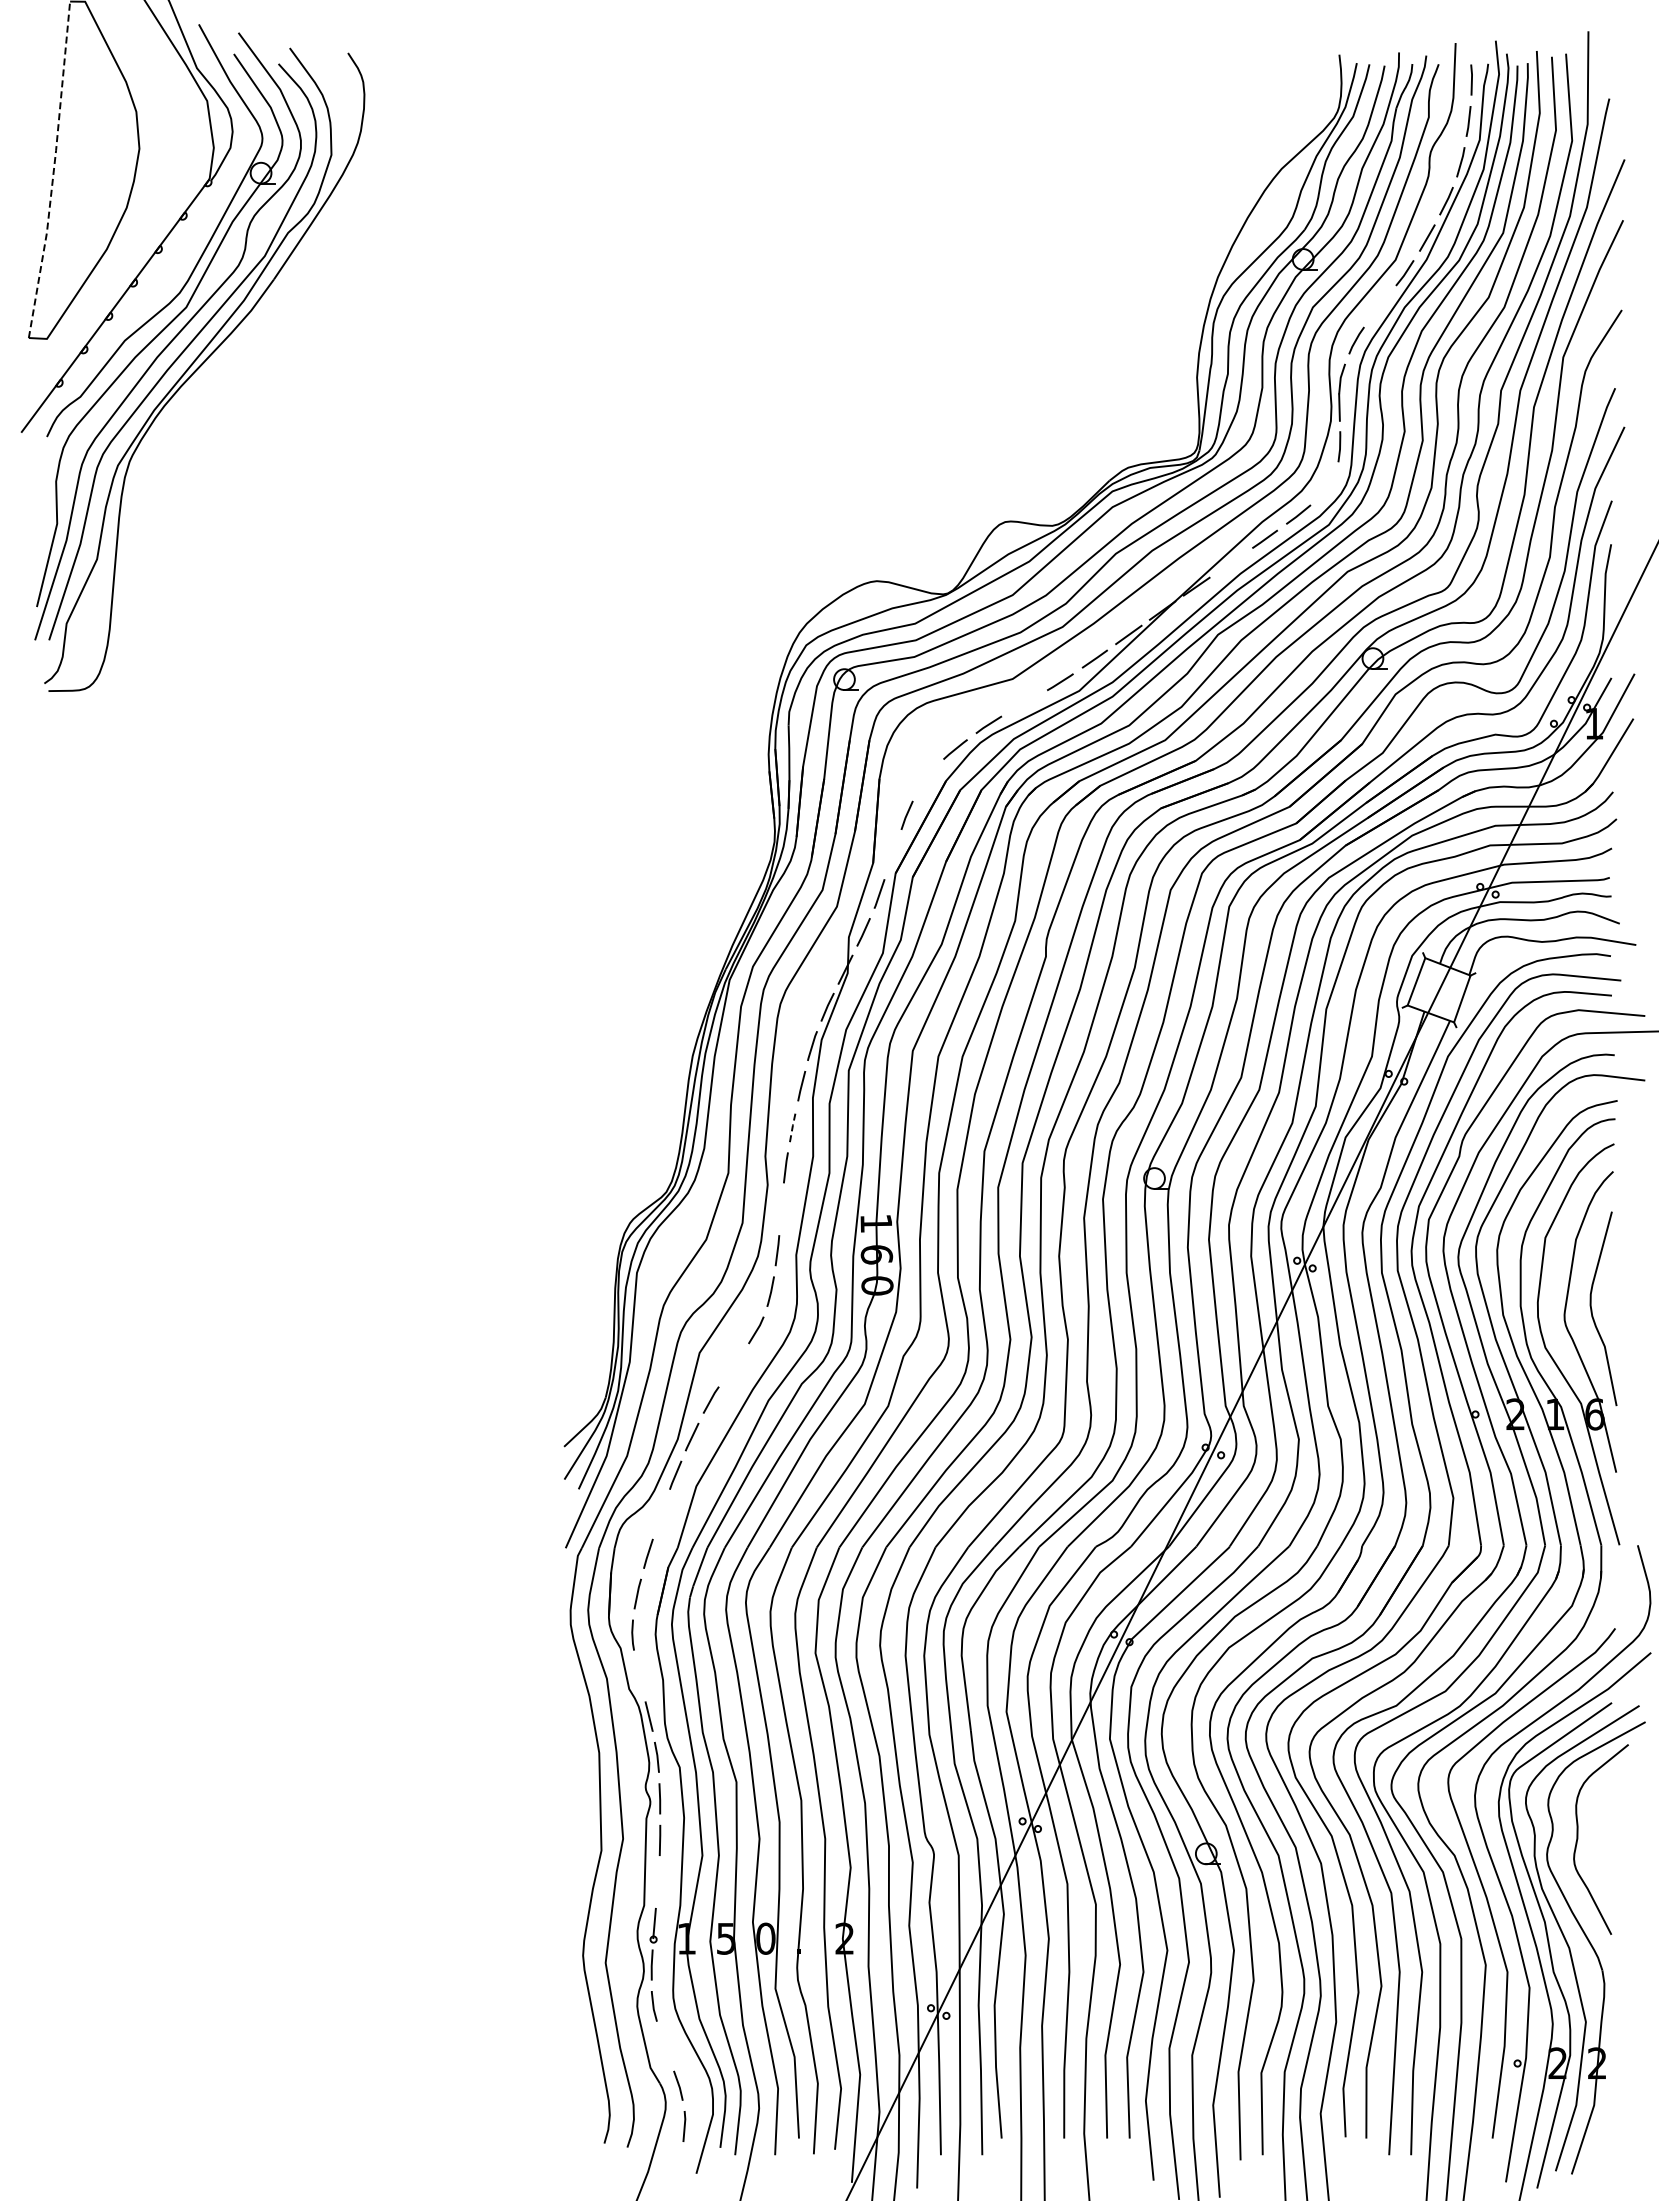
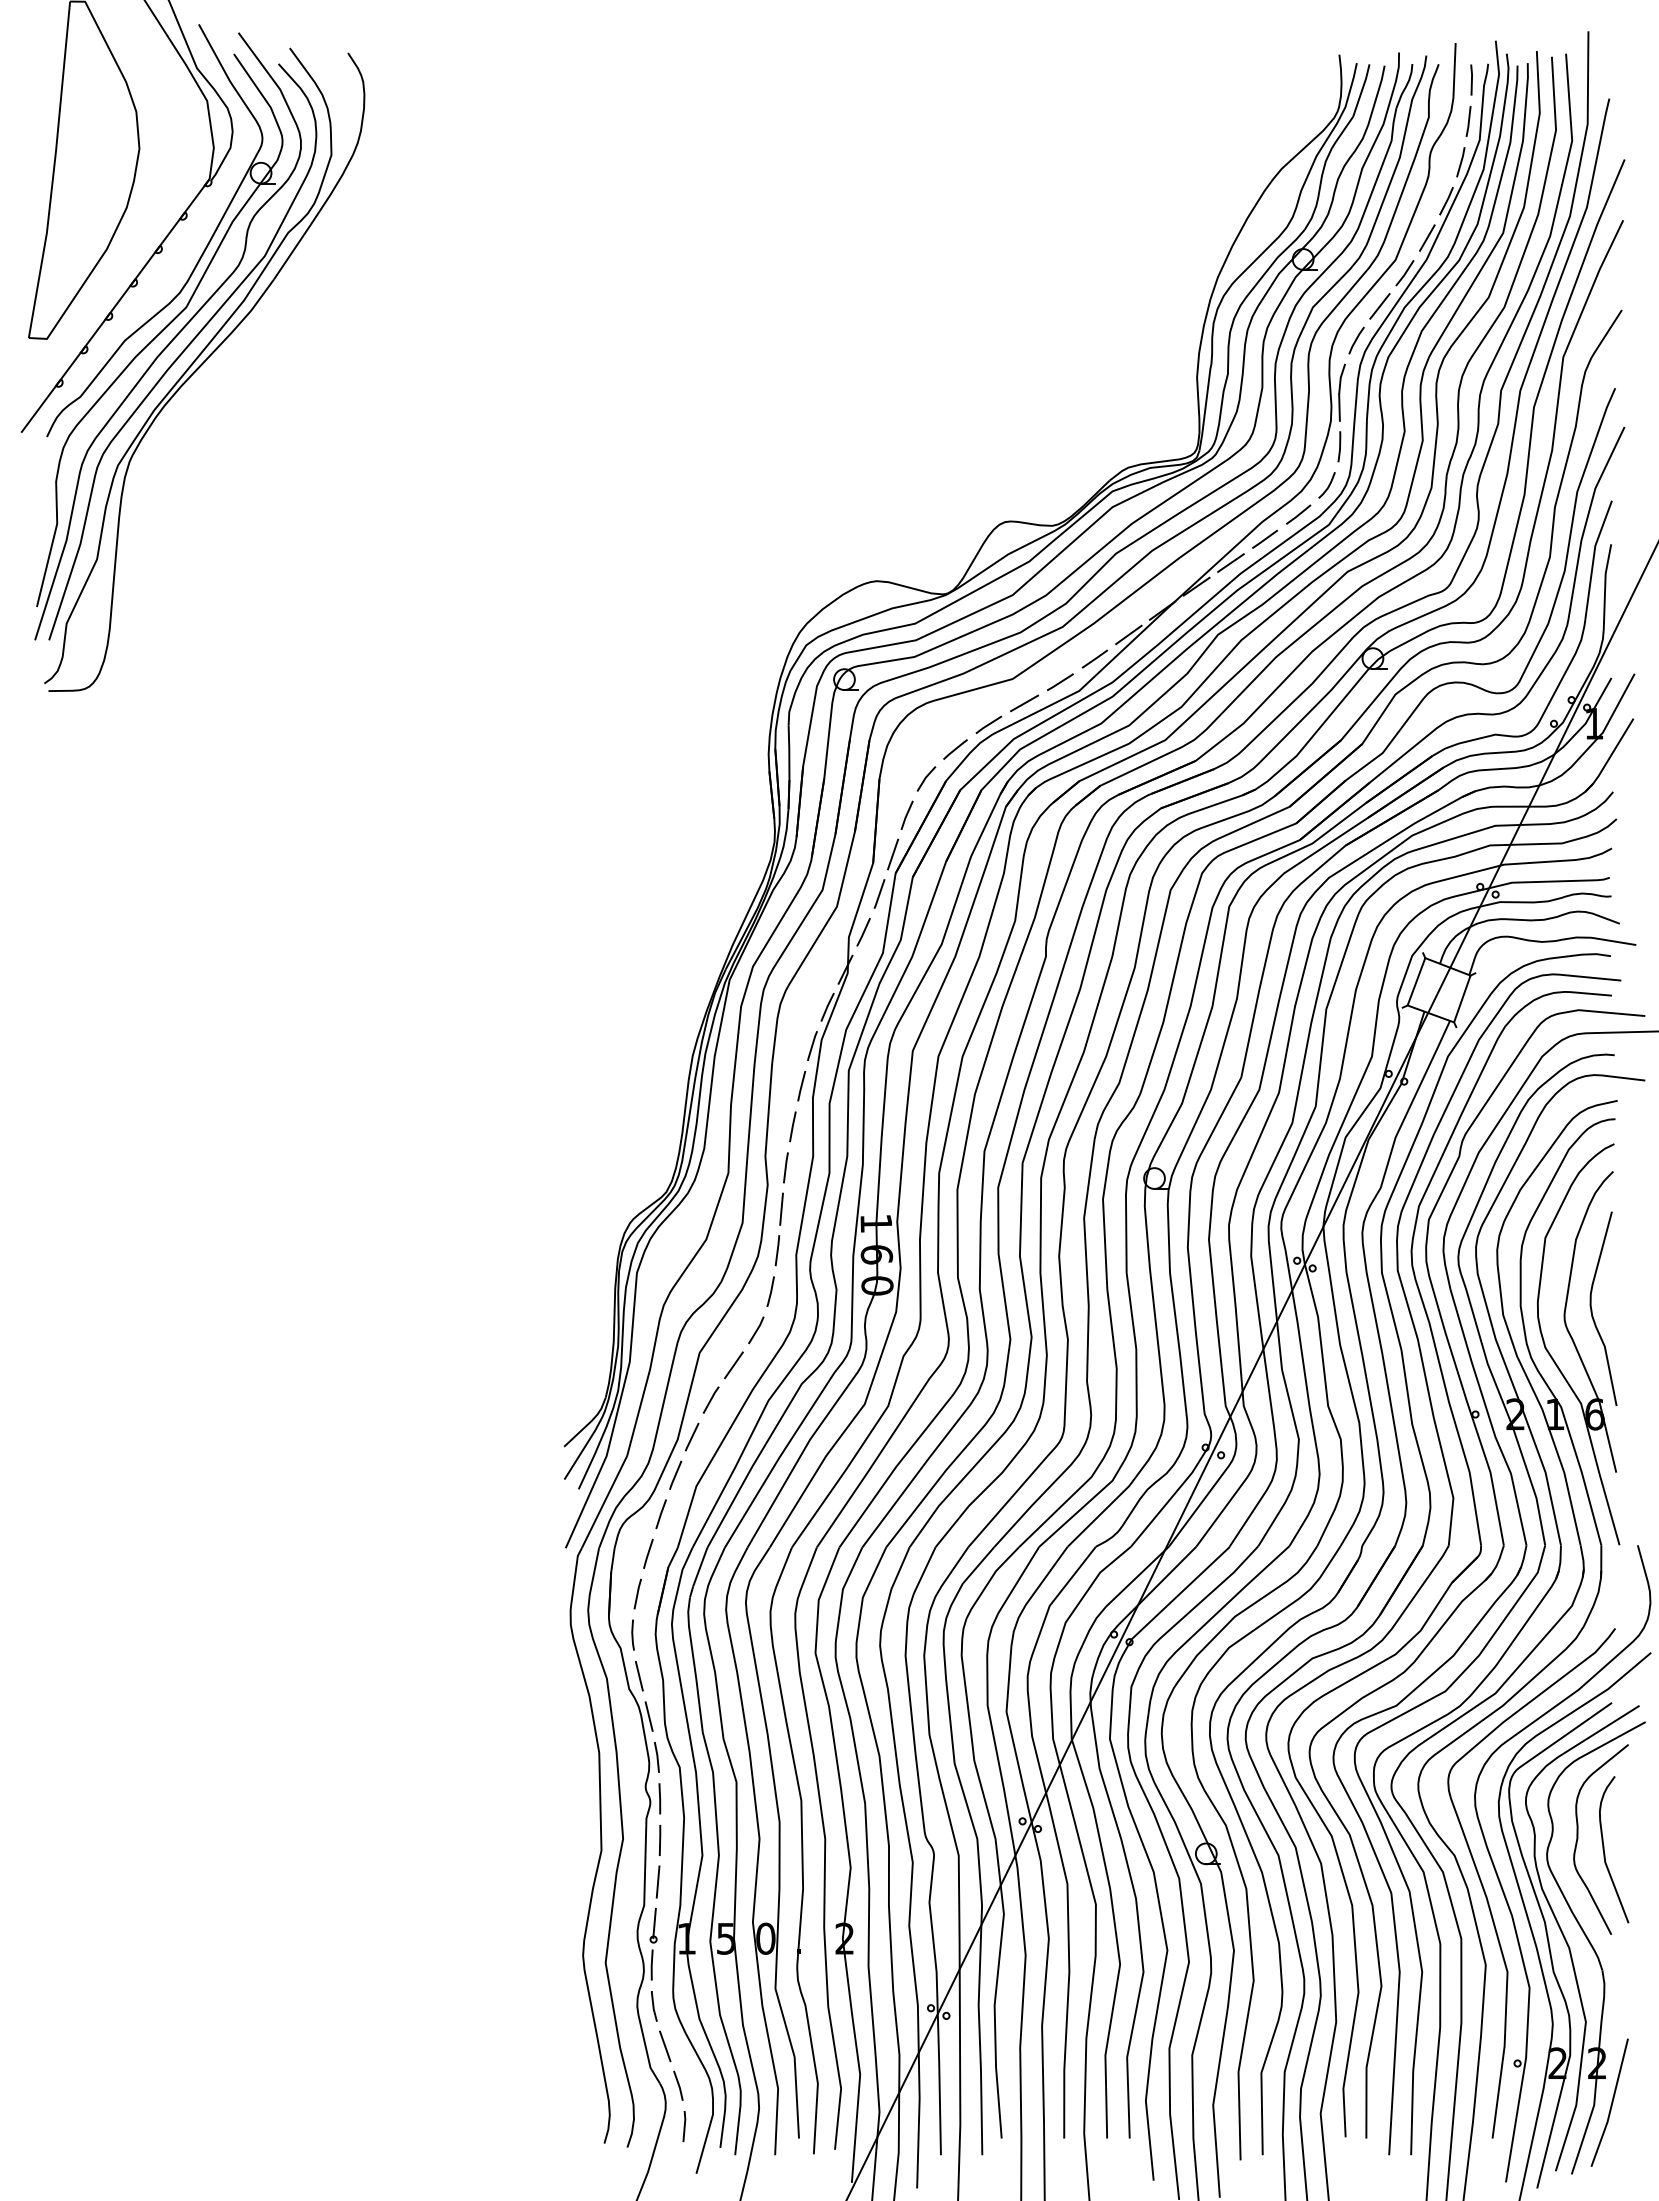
line: dashed -> solid (53, 170)
line: none -> present (1379, 306)
line: none -> present (1327, 486)
line: none -> present (1230, 562)
line: none -> present (1024, 703)
line: none -> present (926, 778)
line: none -> present (893, 854)
line: dashed -> solid (792, 1126)
line: none -> present (781, 1208)
line: none -> present (733, 1365)
line: none -> present (660, 1514)
line: none -> present (639, 1676)
curve: none -> present (1605, 1853)
line: none -> present (657, 1881)
line: none -> present (665, 2046)
line: none -> present (1611, 2102)
